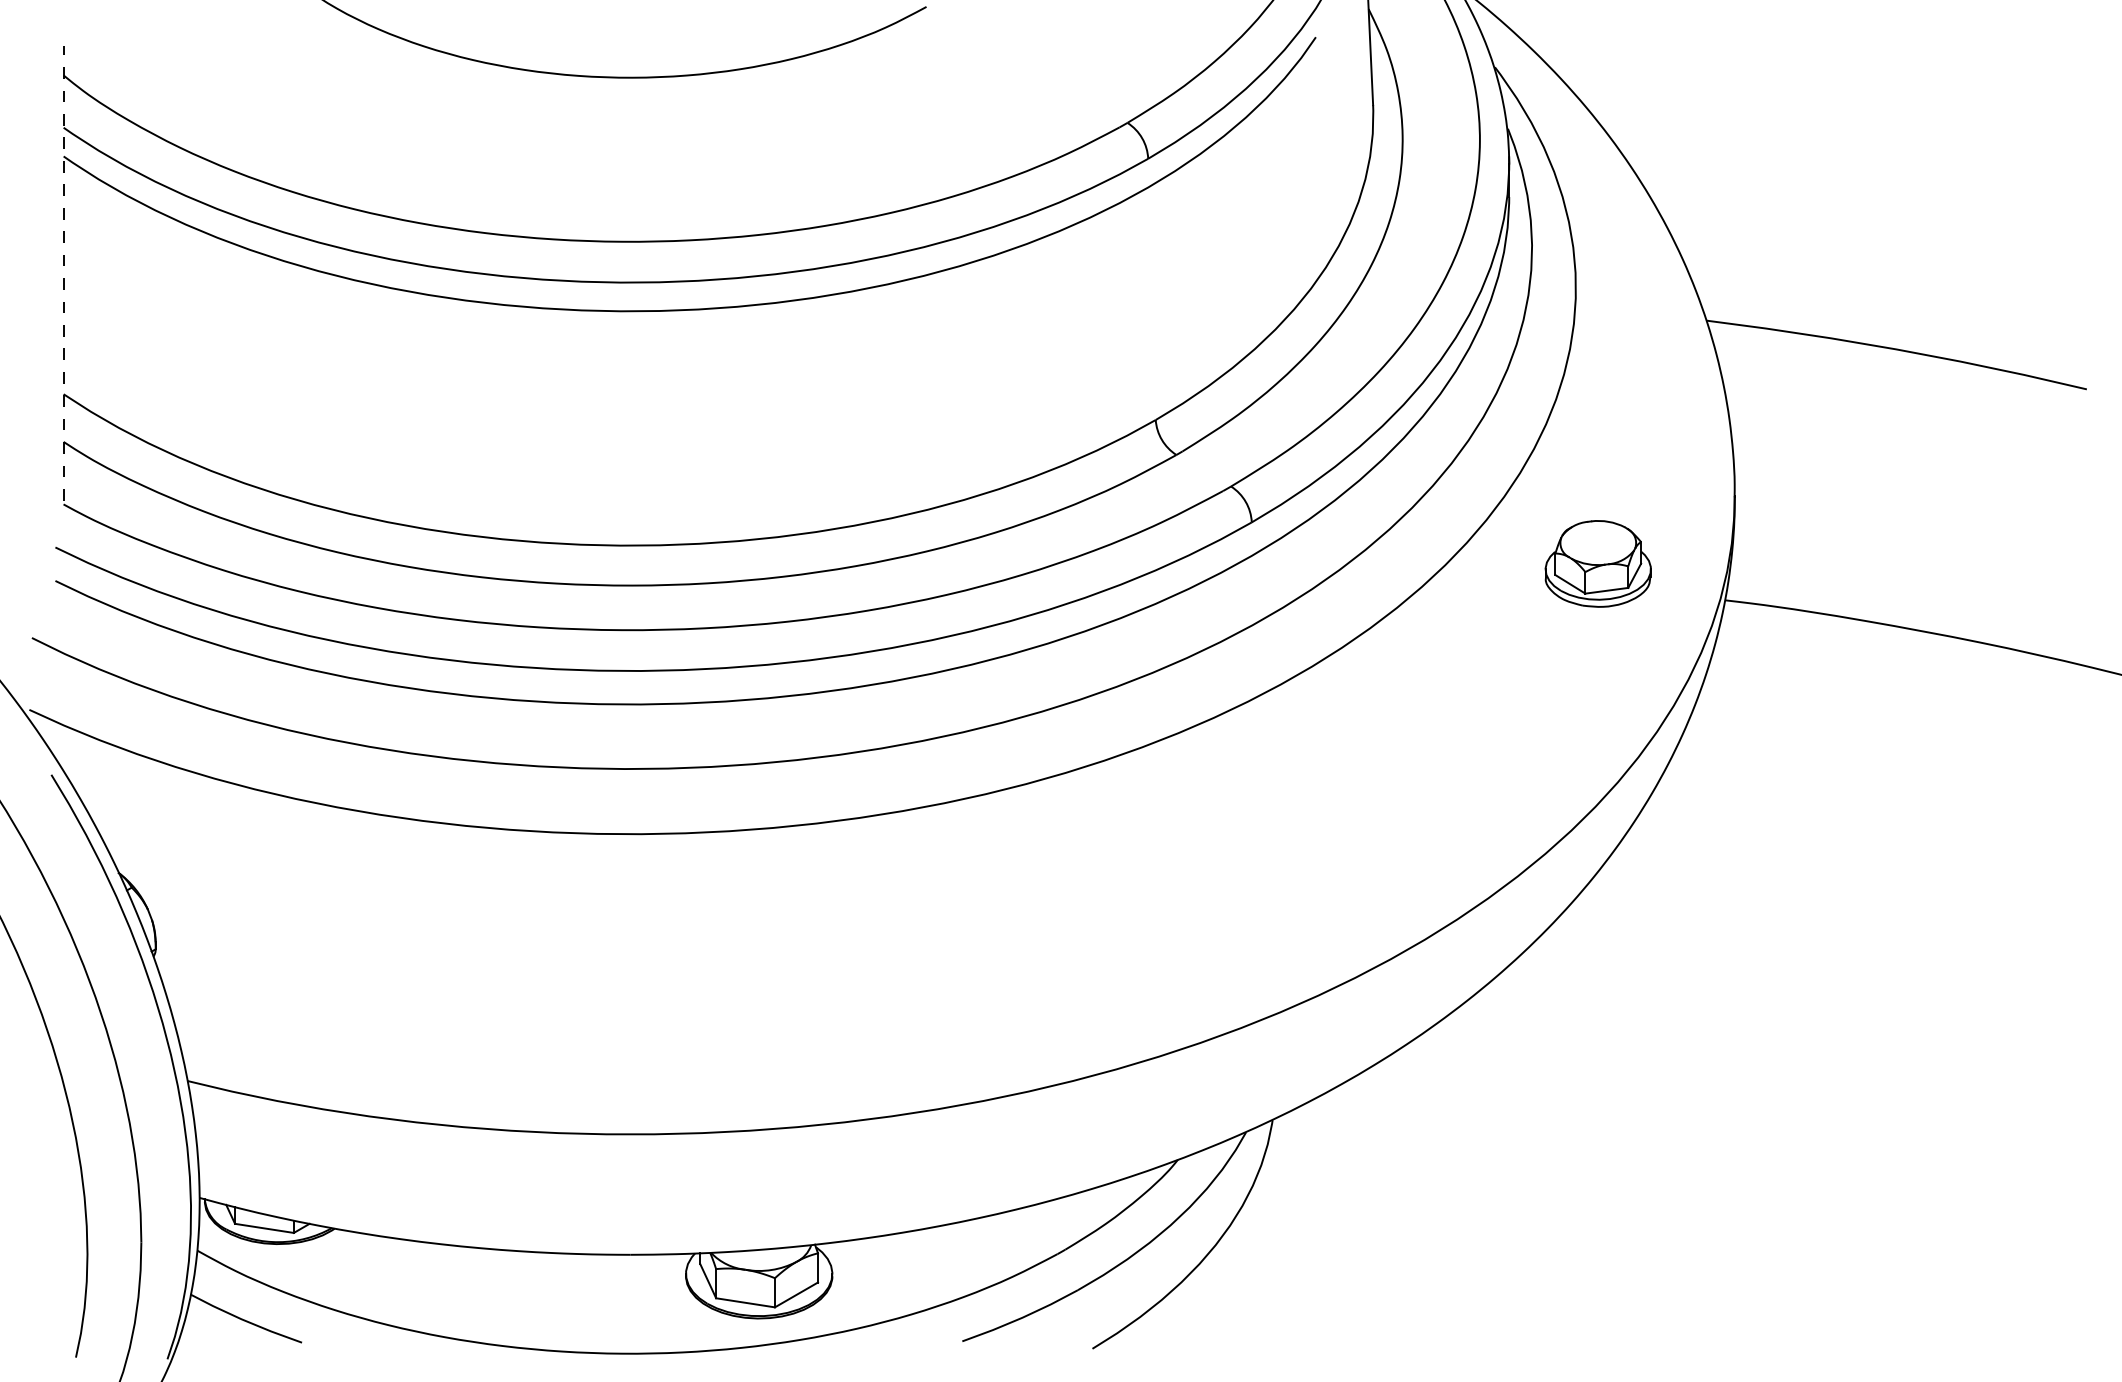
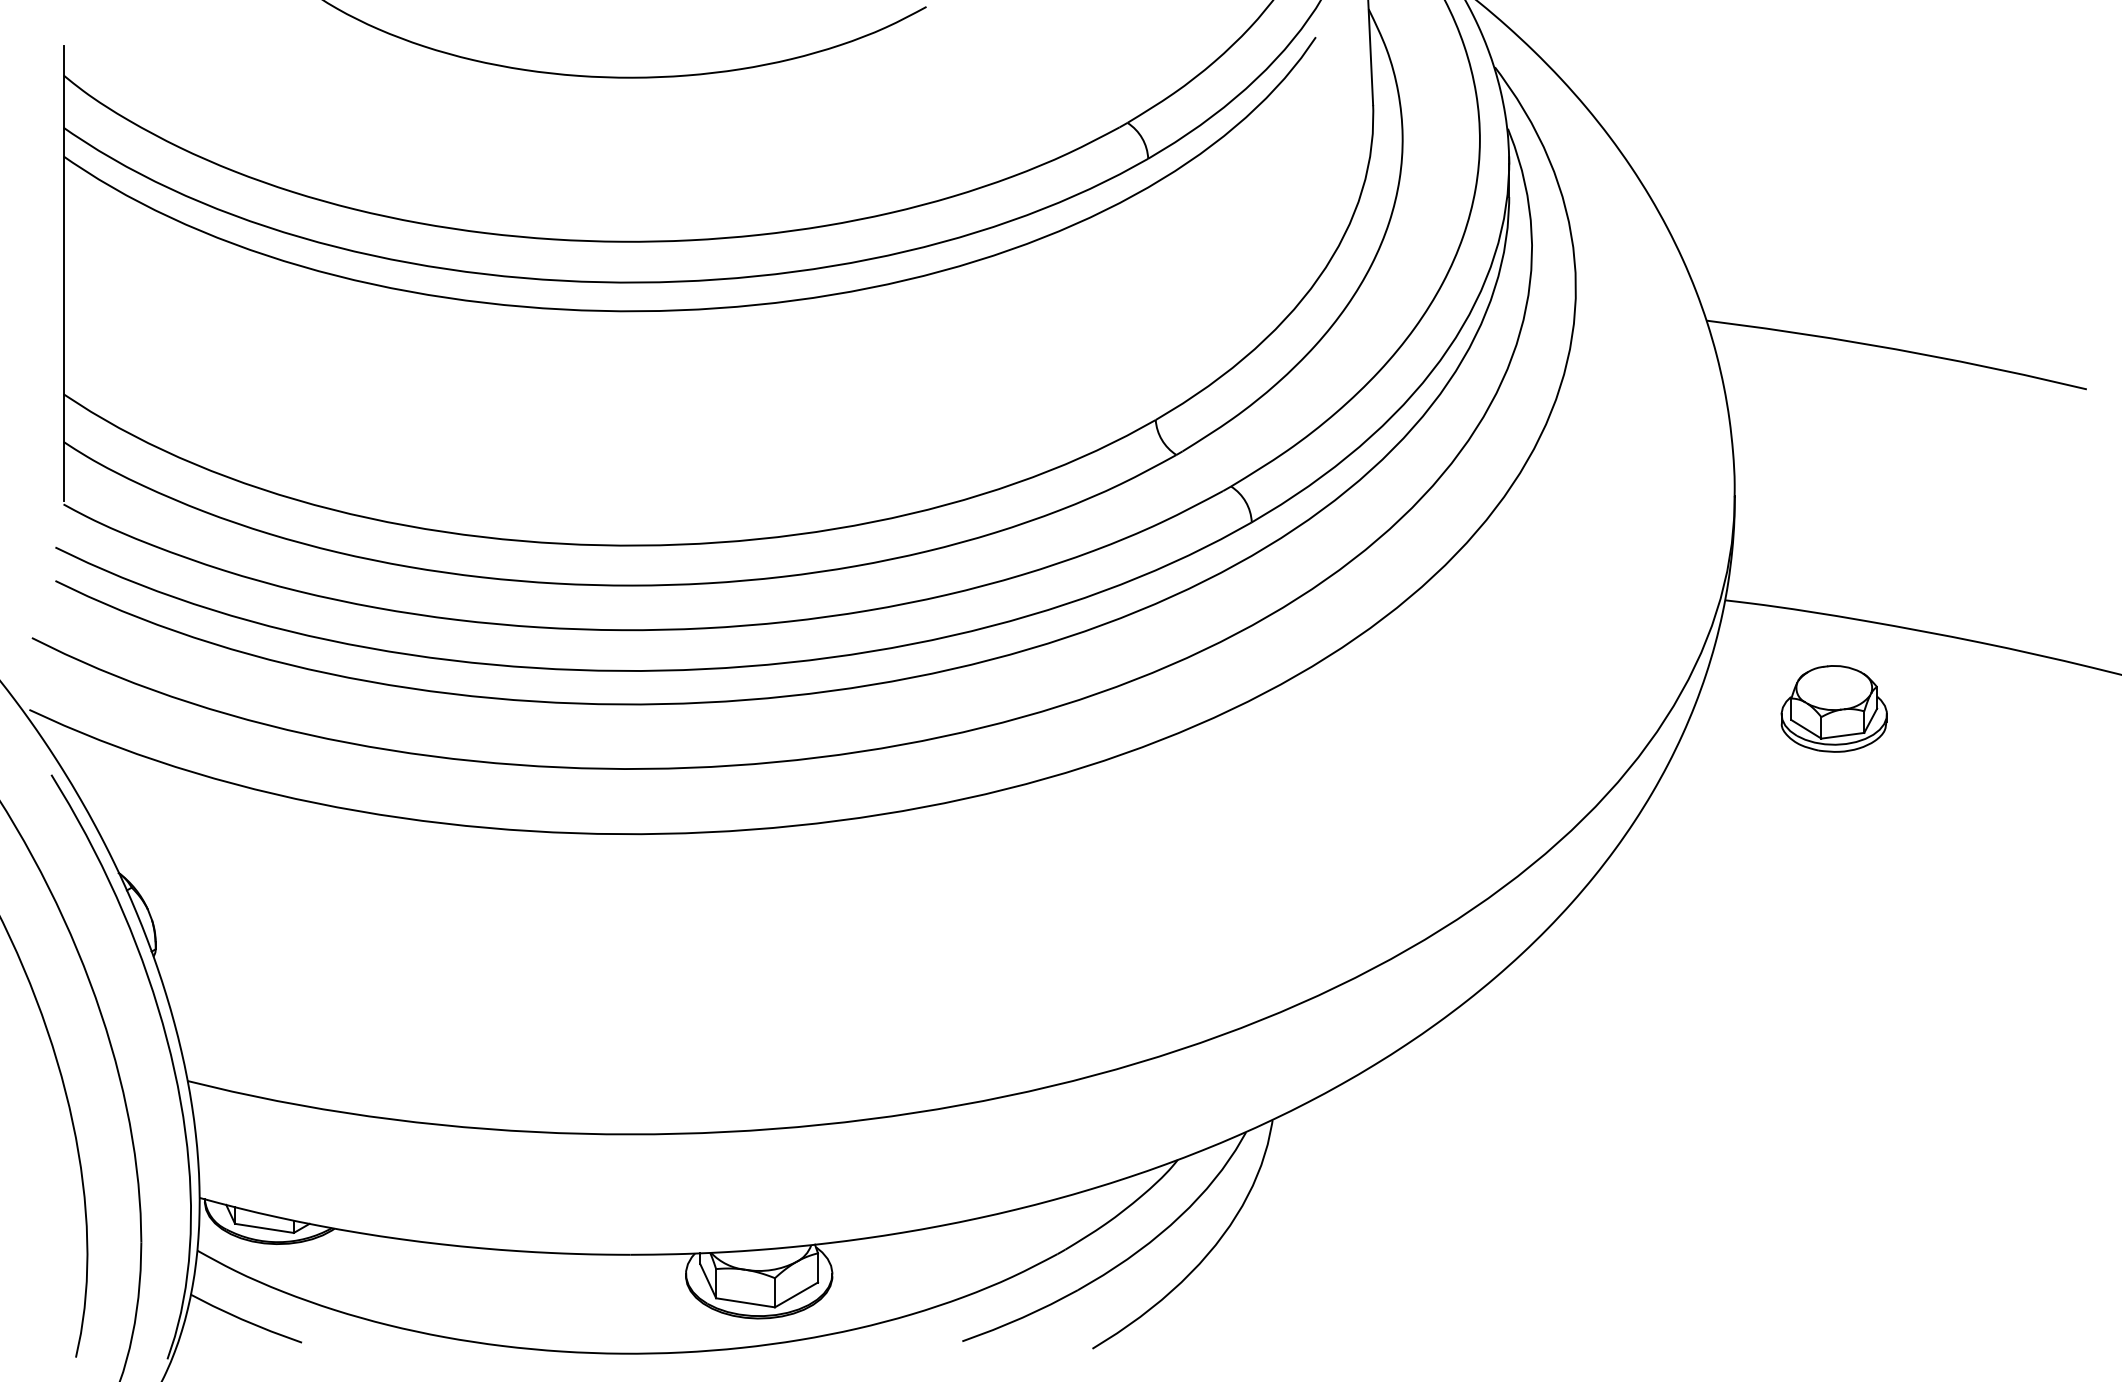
line: dashed -> solid (63, 273)
part position: (1597, 563) -> (1833, 708) (1833, 708)
